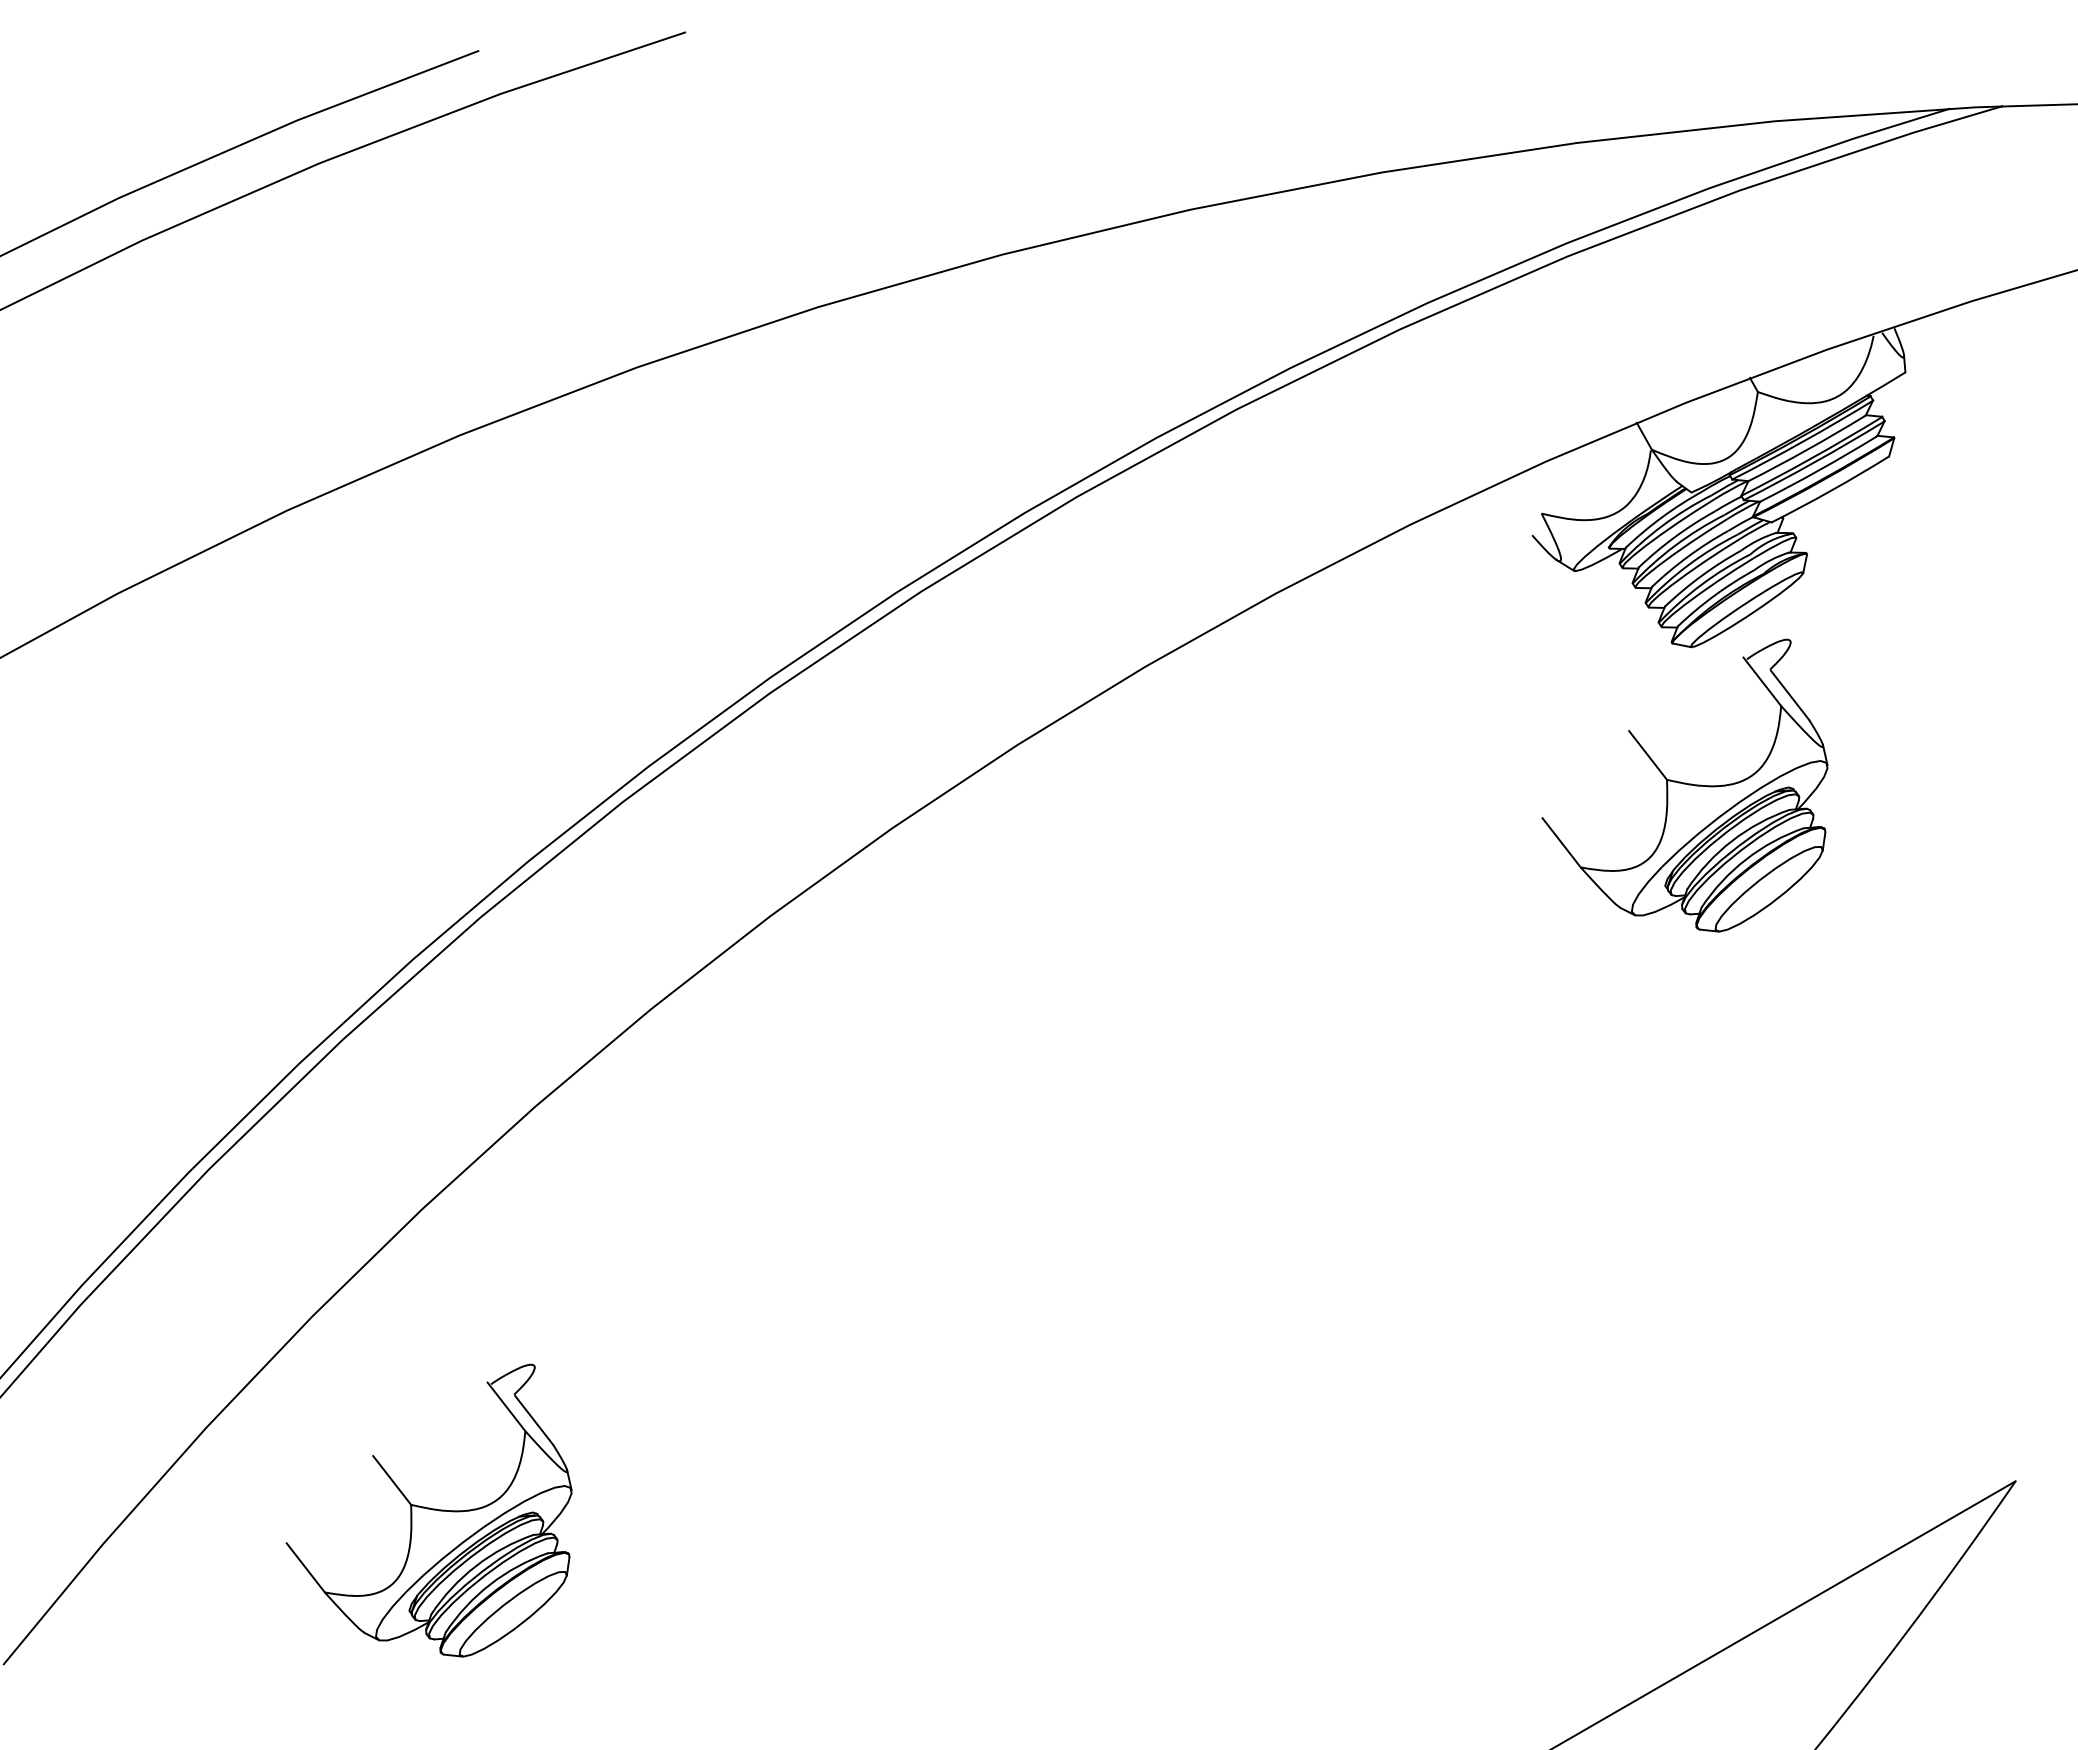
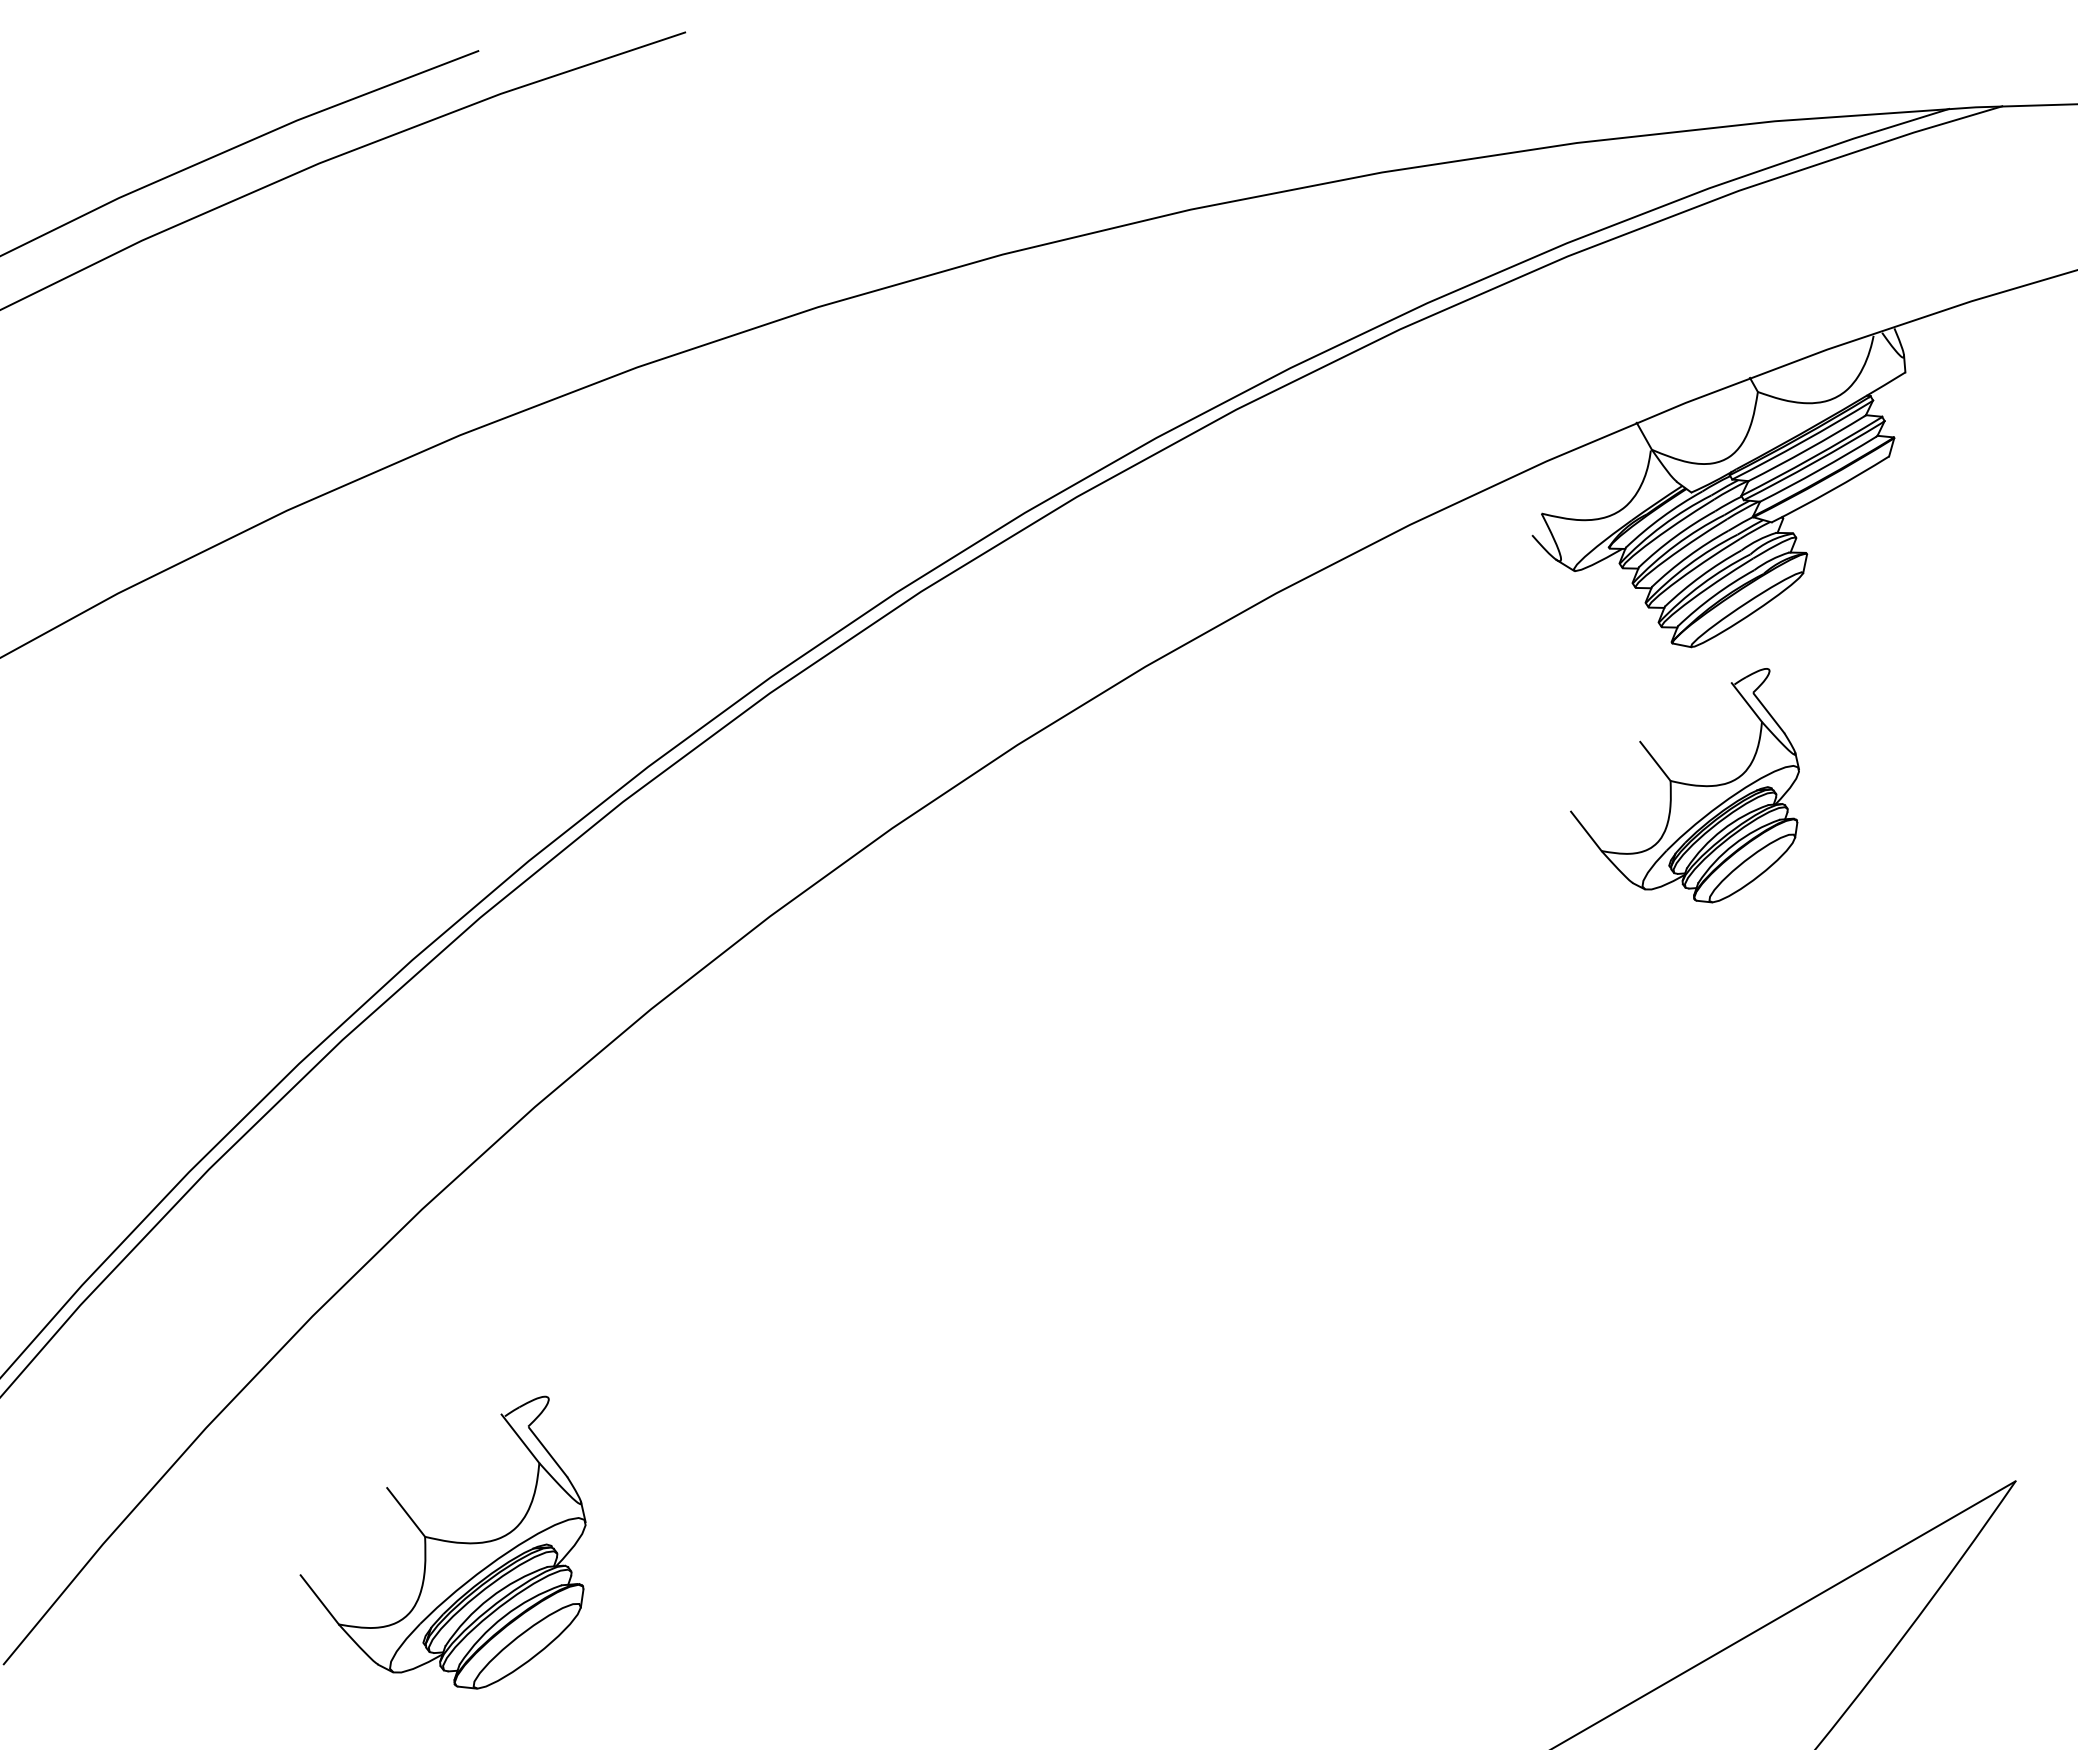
part size: 288x295 px -> 230x236 px (1684, 785)
part position: (428, 1510) -> (442, 1542) (442, 1542)
